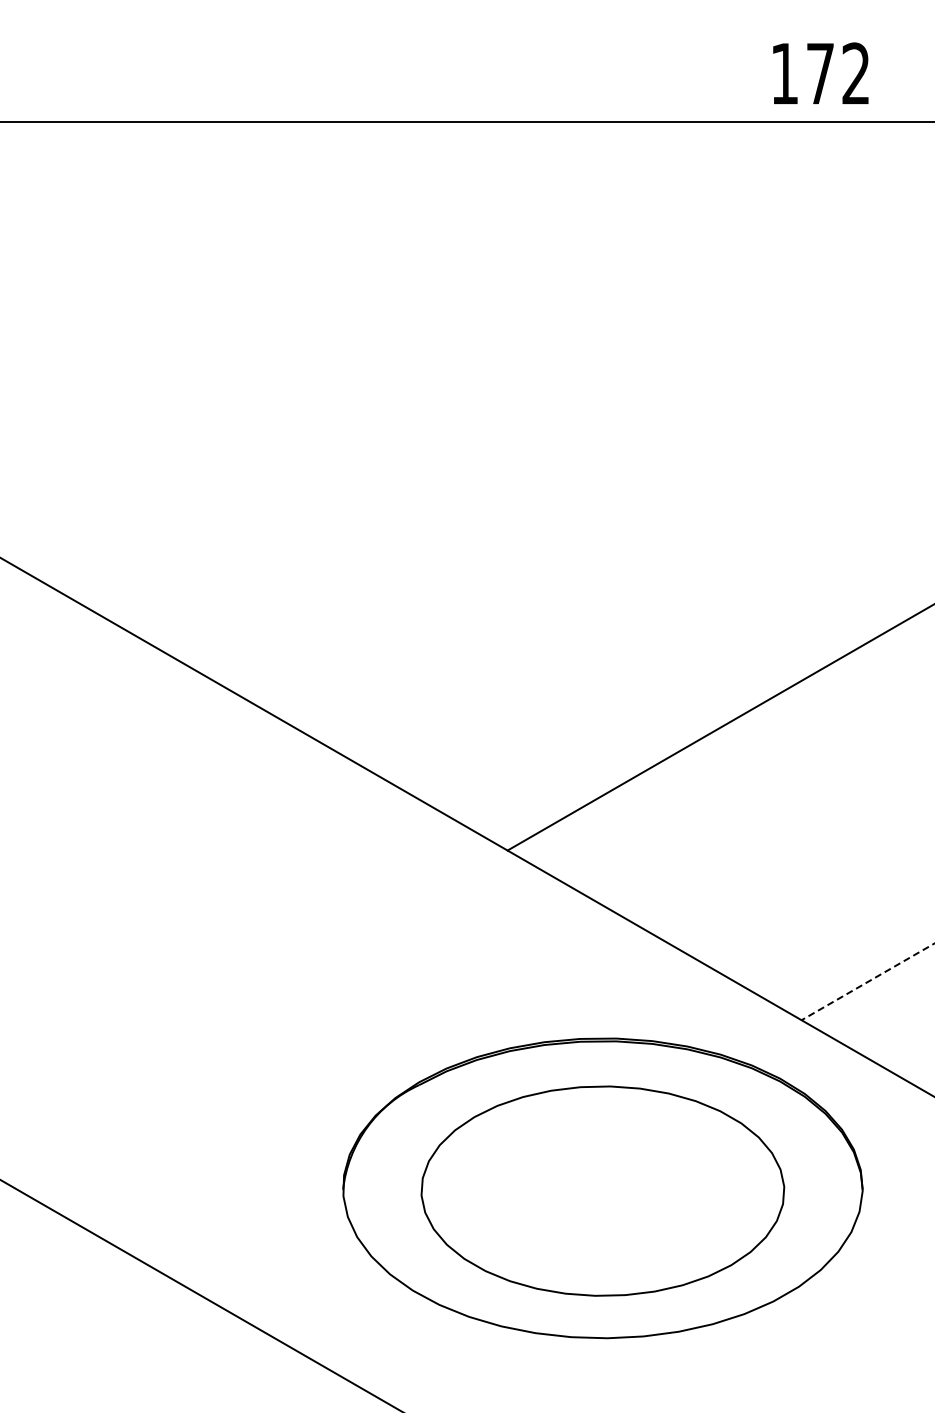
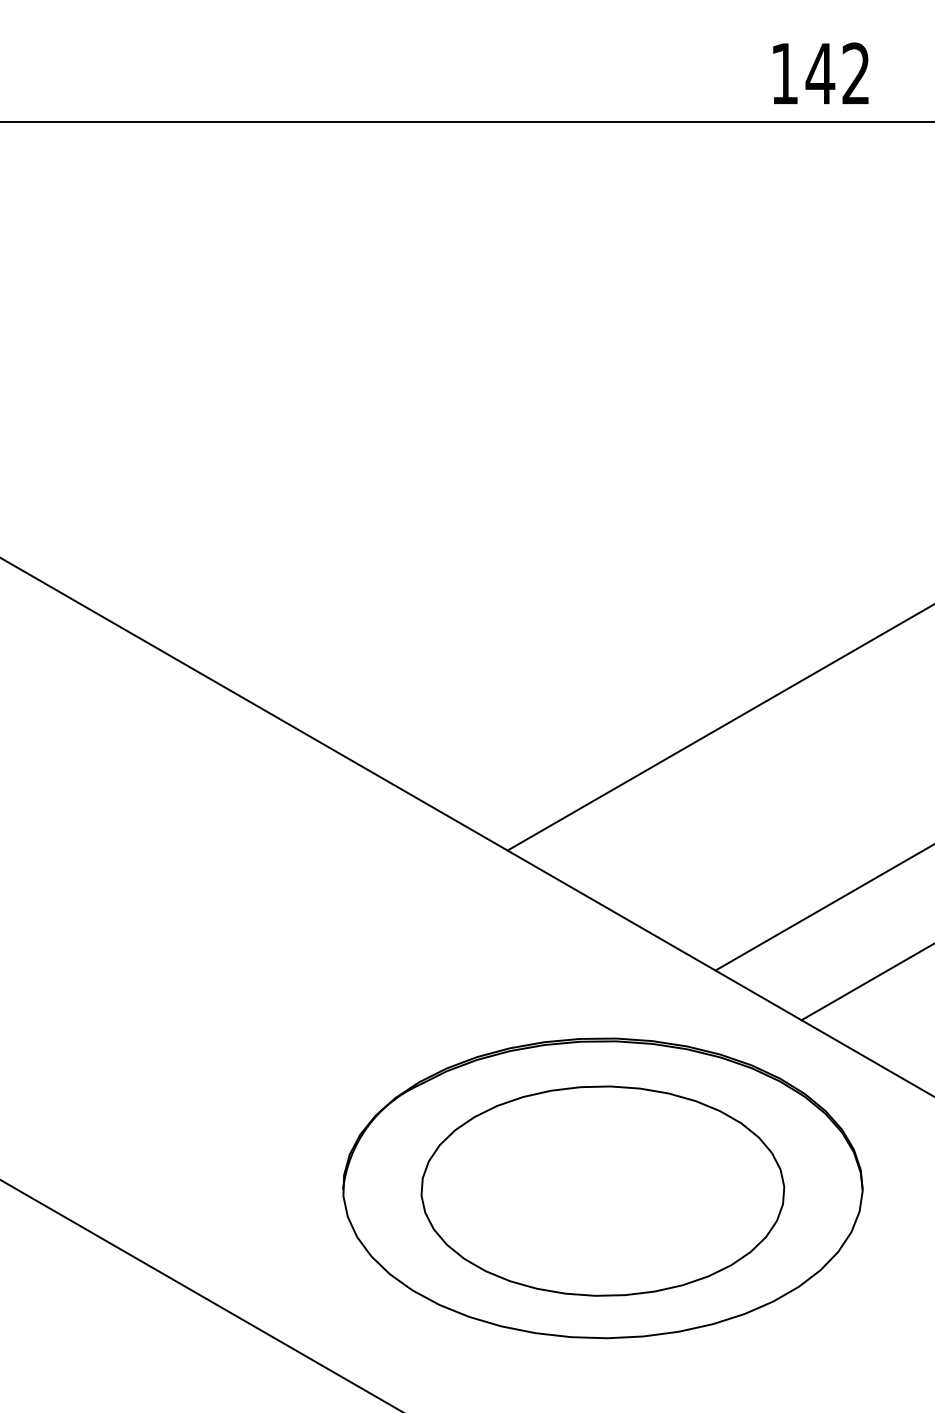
text: 172 -> 142 (820, 73)
line: none -> present (823, 907)
line: dashed -> solid (868, 981)
